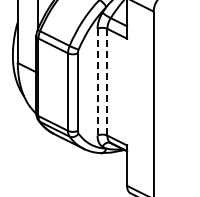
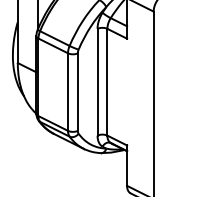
line: dashed -> solid (97, 82)
line: dashed -> solid (107, 82)
